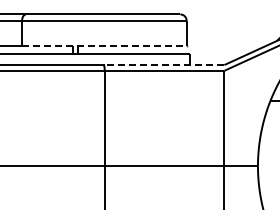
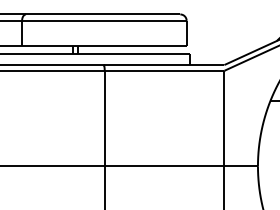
line: dashed -> solid (104, 46)
line: dashed -> solid (163, 65)
